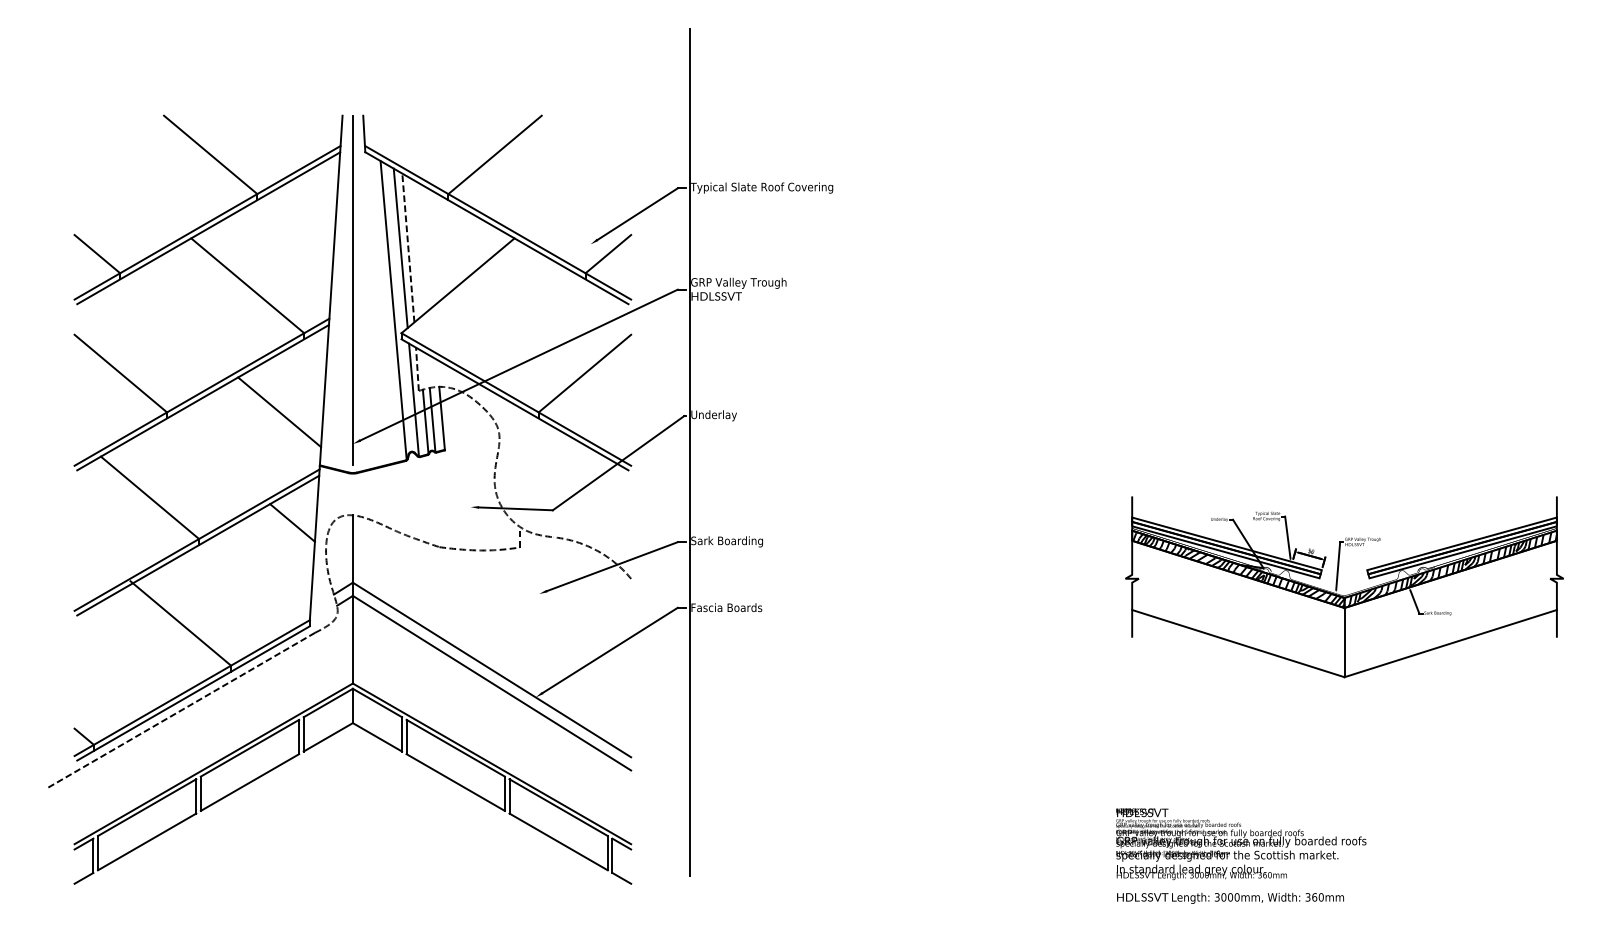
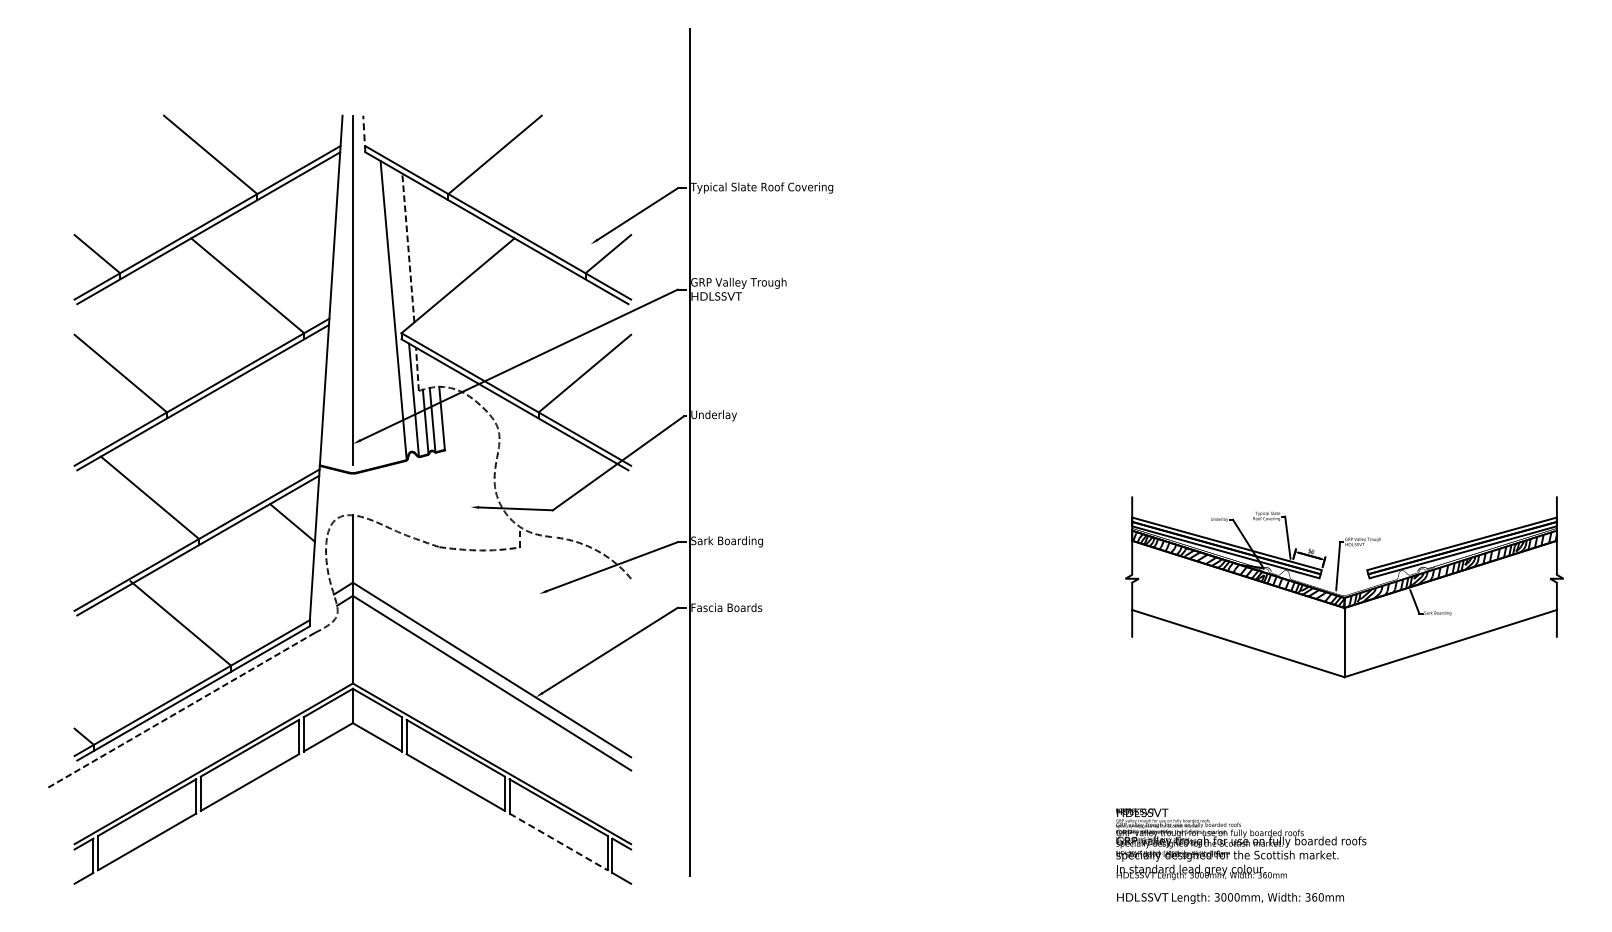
line: solid -> dashed (364, 133)
line: present -> none (400, 247)
line: present -> none (279, 412)
line: solid -> dashed (558, 841)
